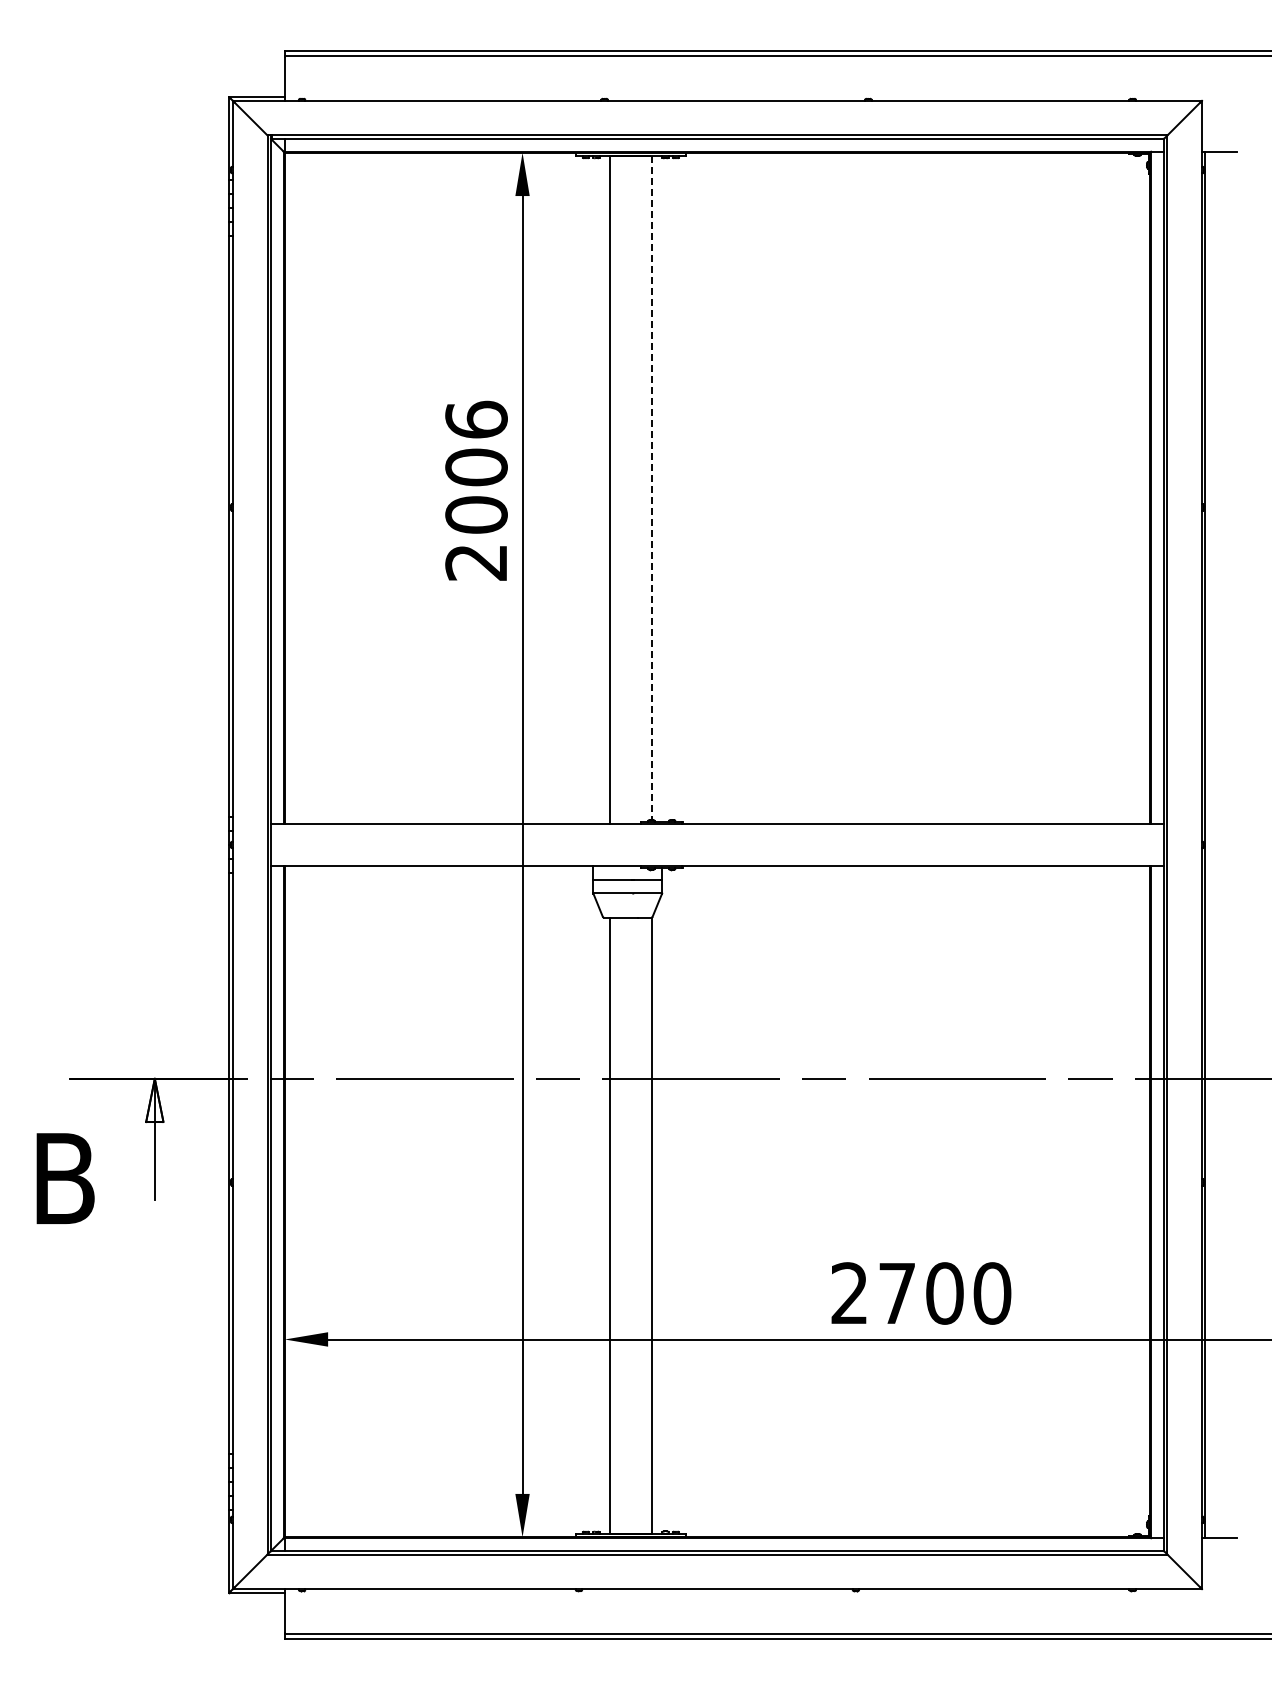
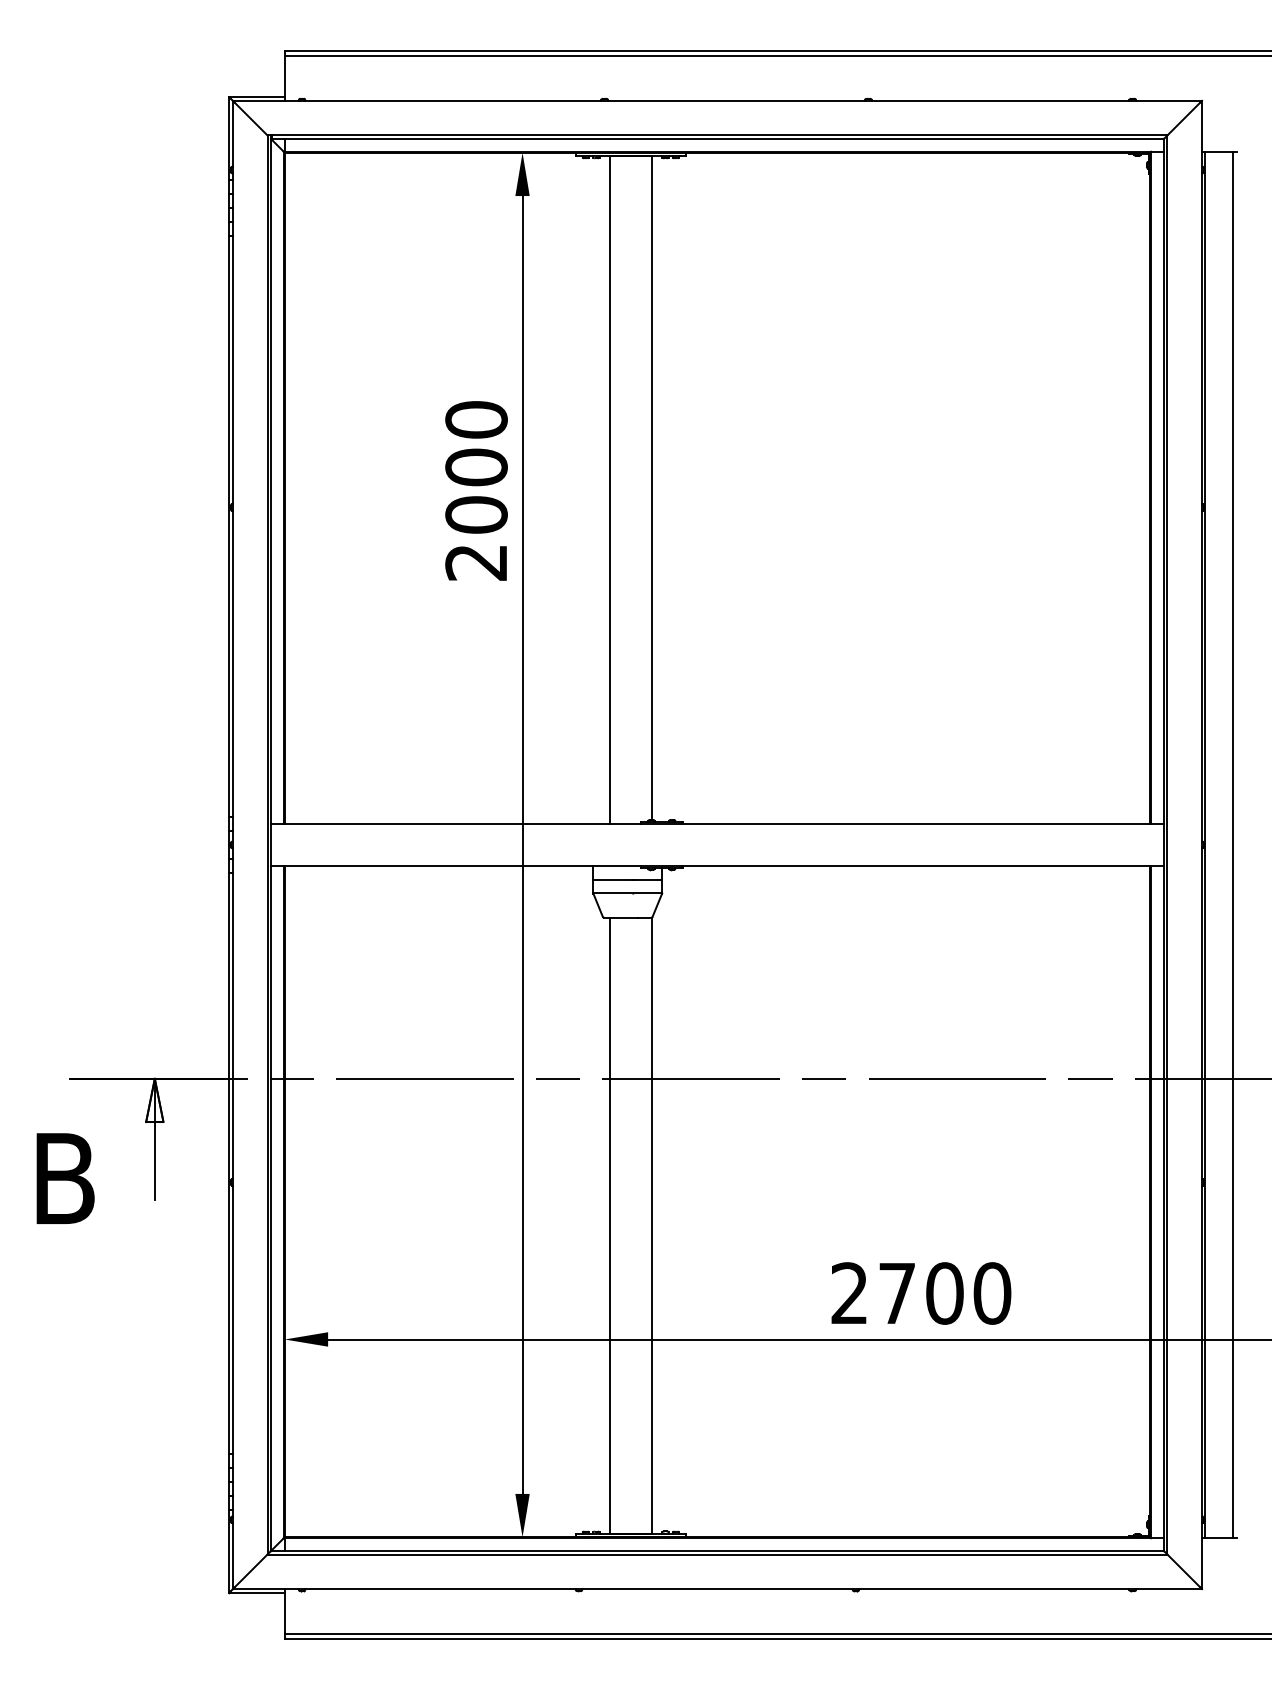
text: 2006 -> 2000 (476, 419)
line: dashed -> solid (651, 488)
line: none -> present (1233, 844)
